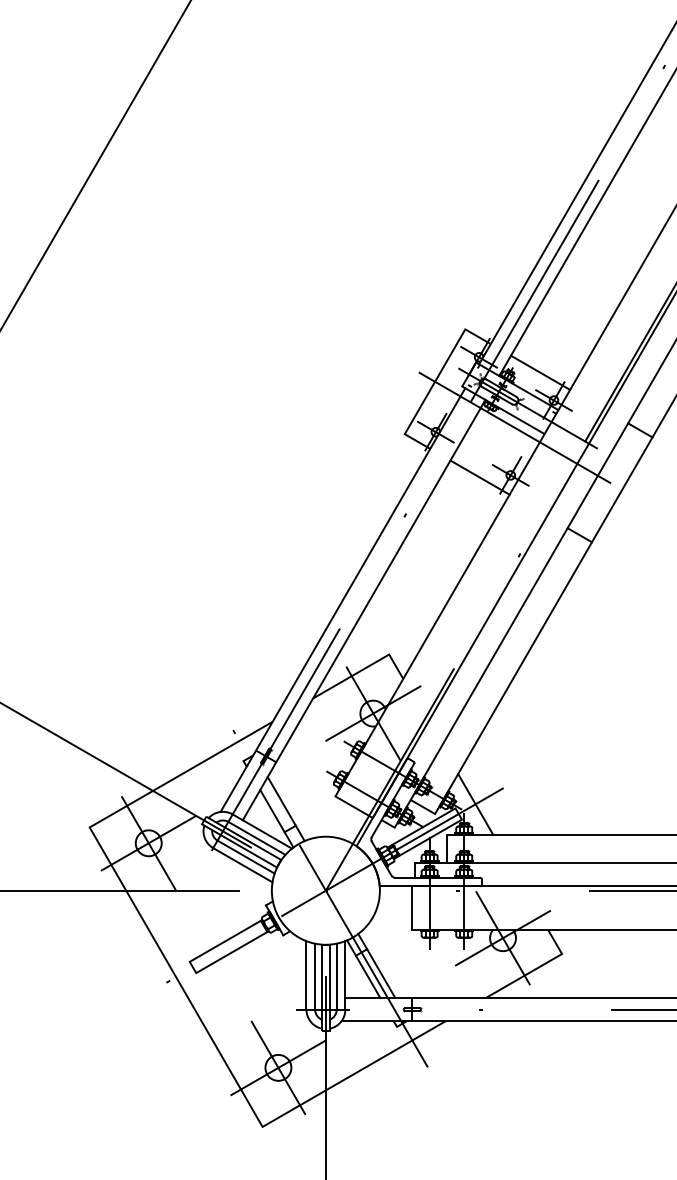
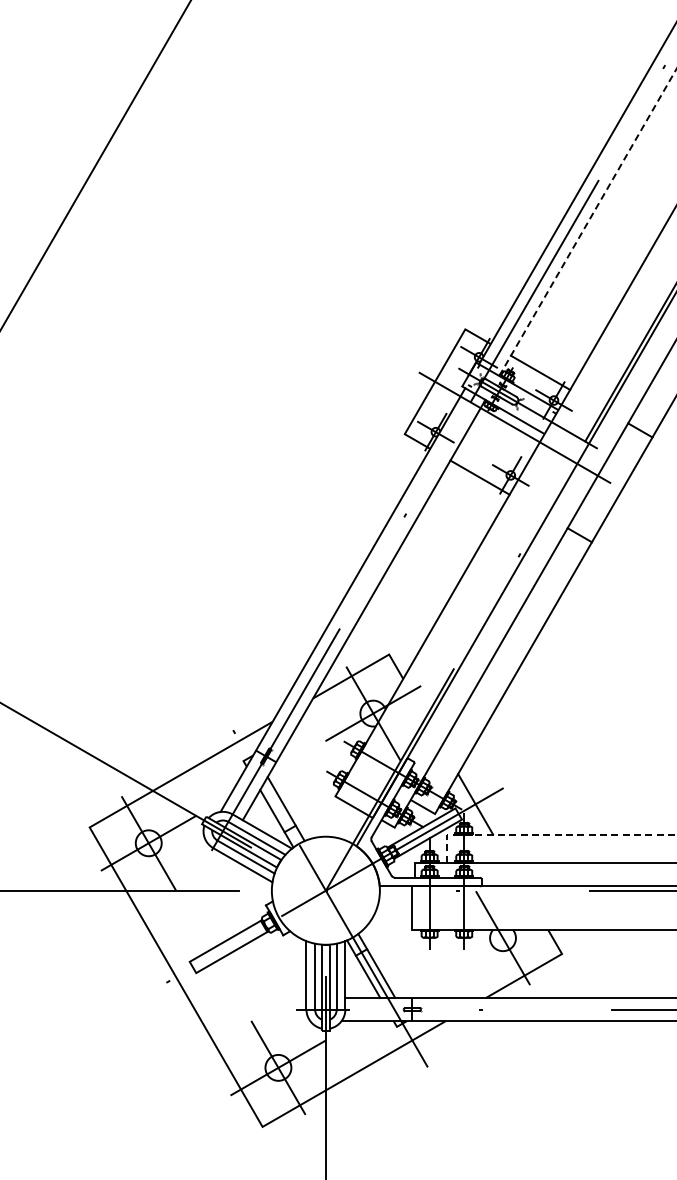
line: solid -> dashed (588, 222)
line: solid -> dashed (546, 834)
line: present -> none (502, 937)
